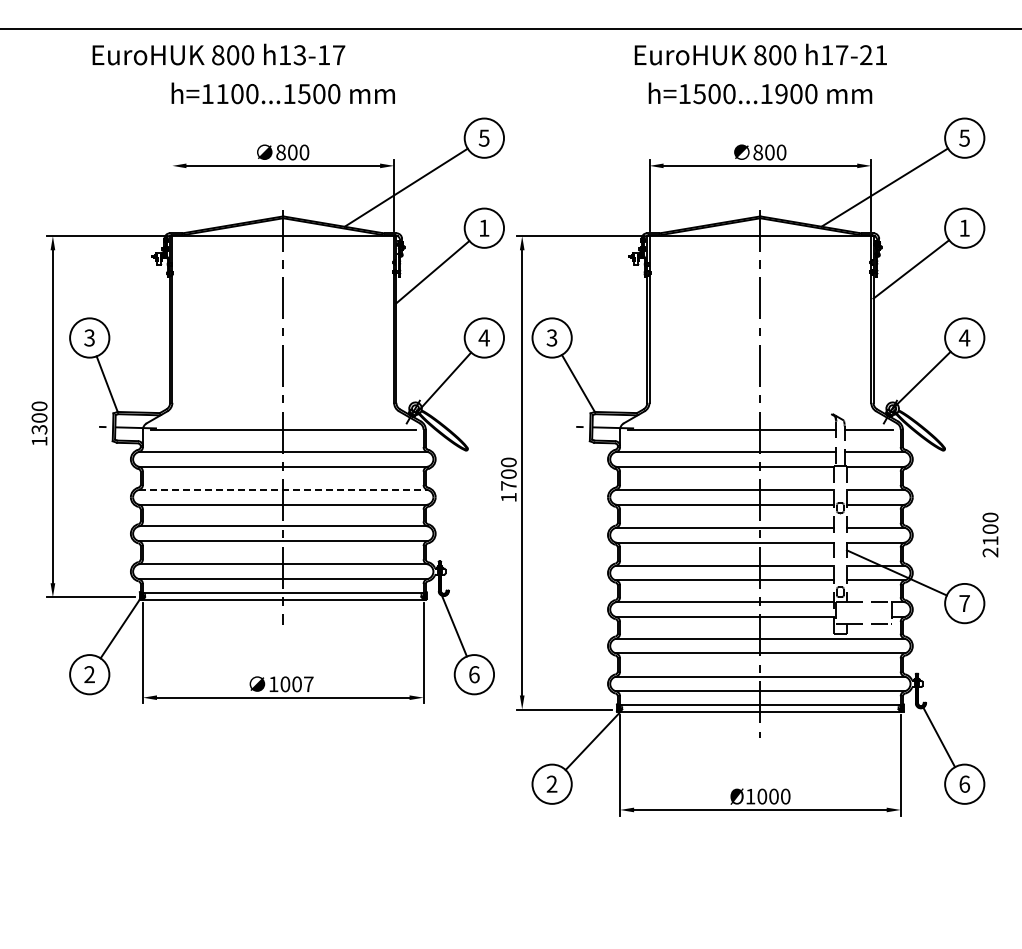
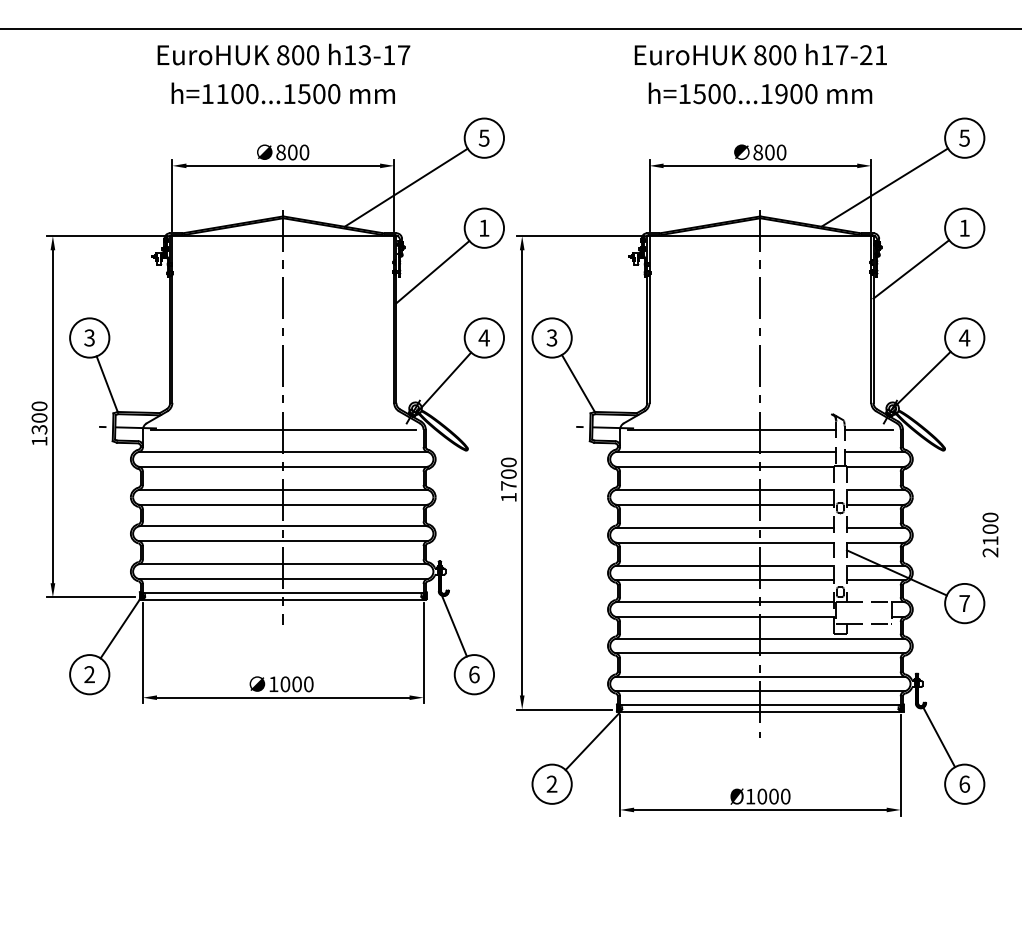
text position: (218, 54) -> (283, 54) (283, 54)
line: none -> present (172, 195)
line: dashed -> solid (283, 489)
text: 1007 -> 1000 (308, 684)
